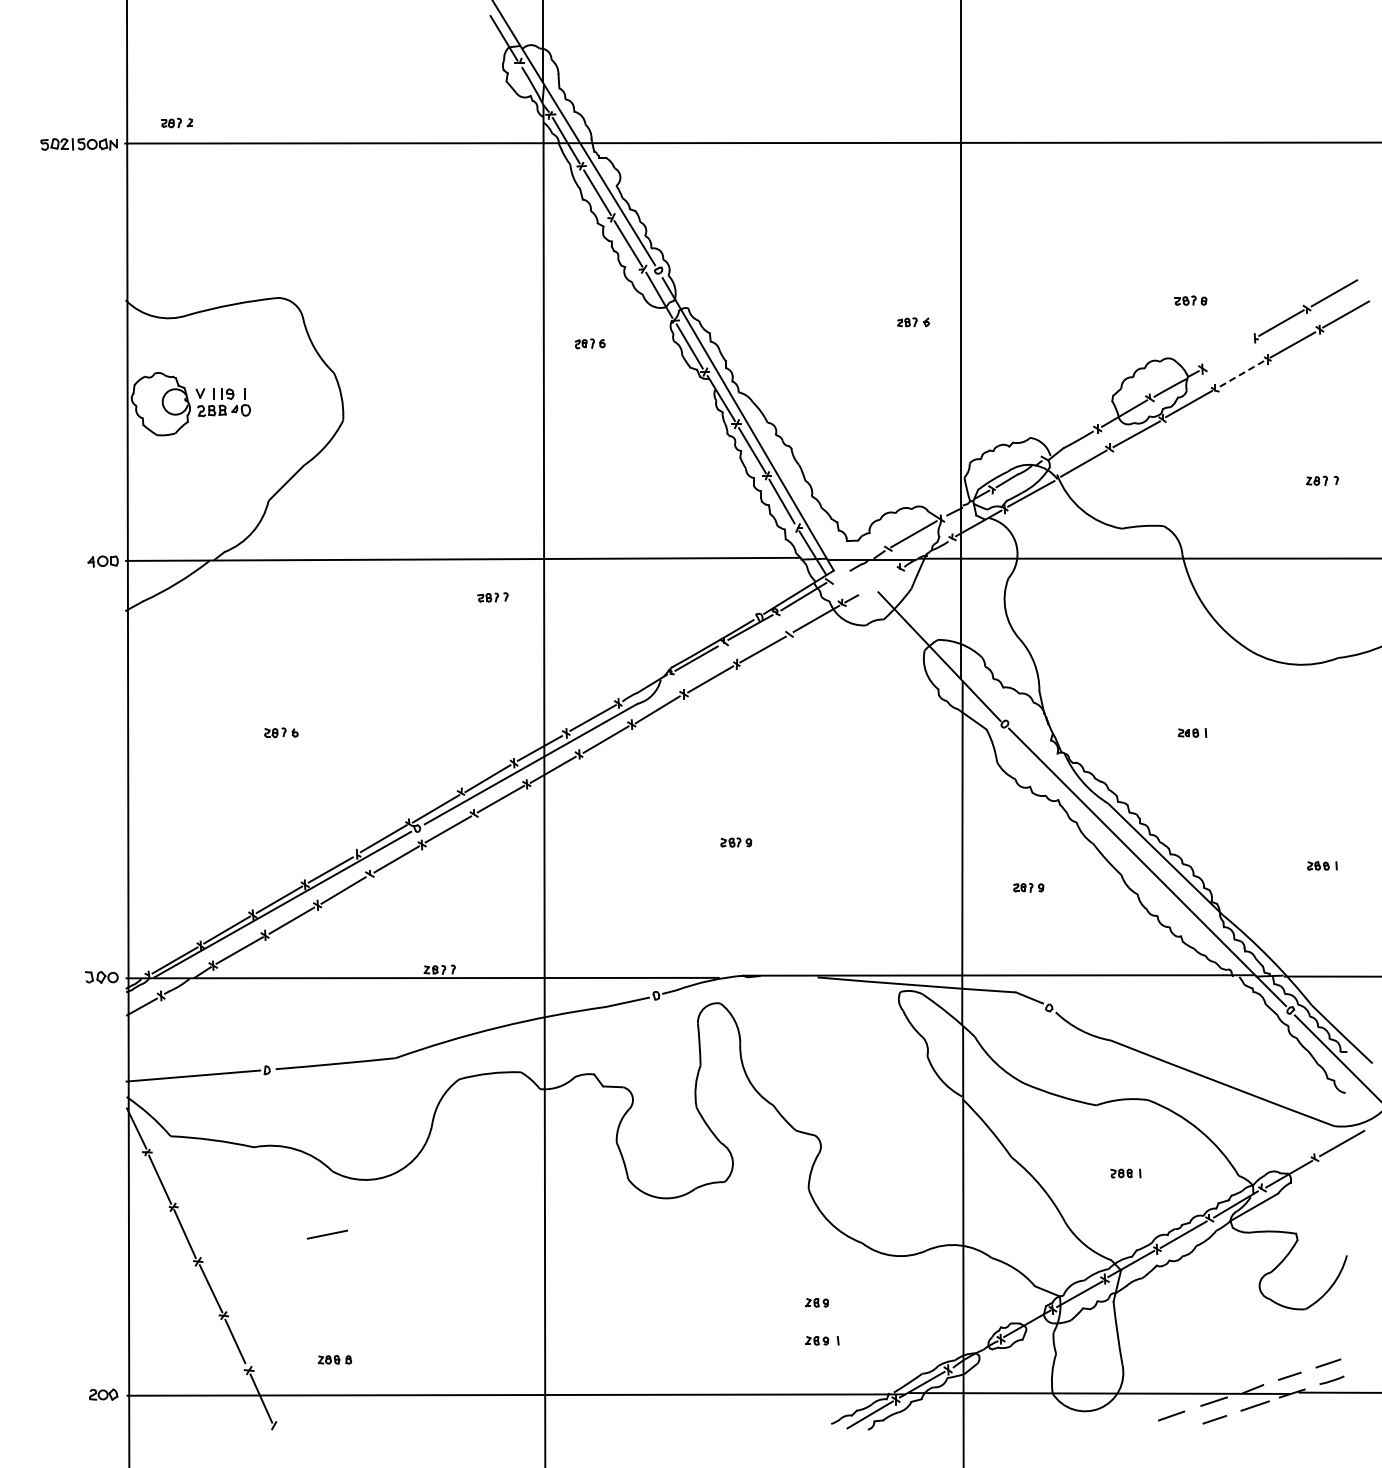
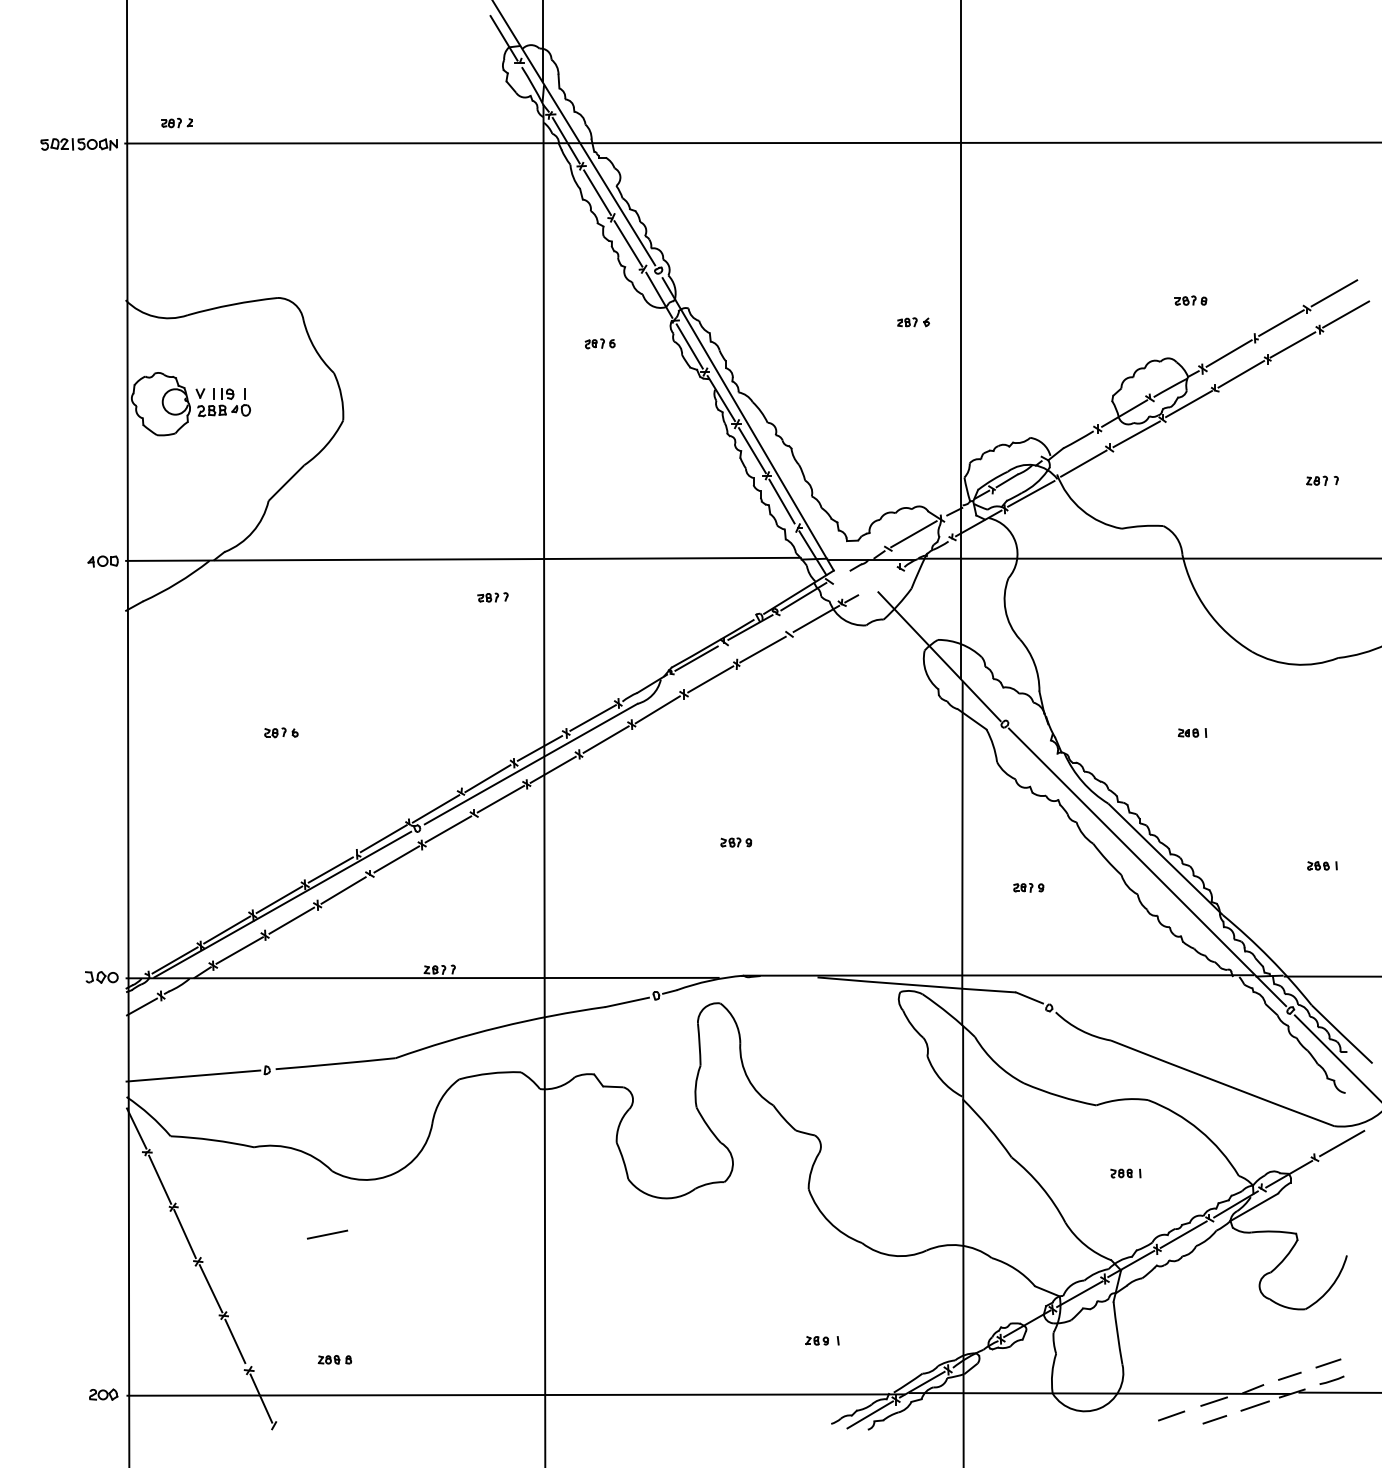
part position: (589, 343) -> (599, 343) (599, 343)
line: none -> present (1228, 353)
line: dashed -> solid (1240, 374)
part: present -> none (816, 1302)
